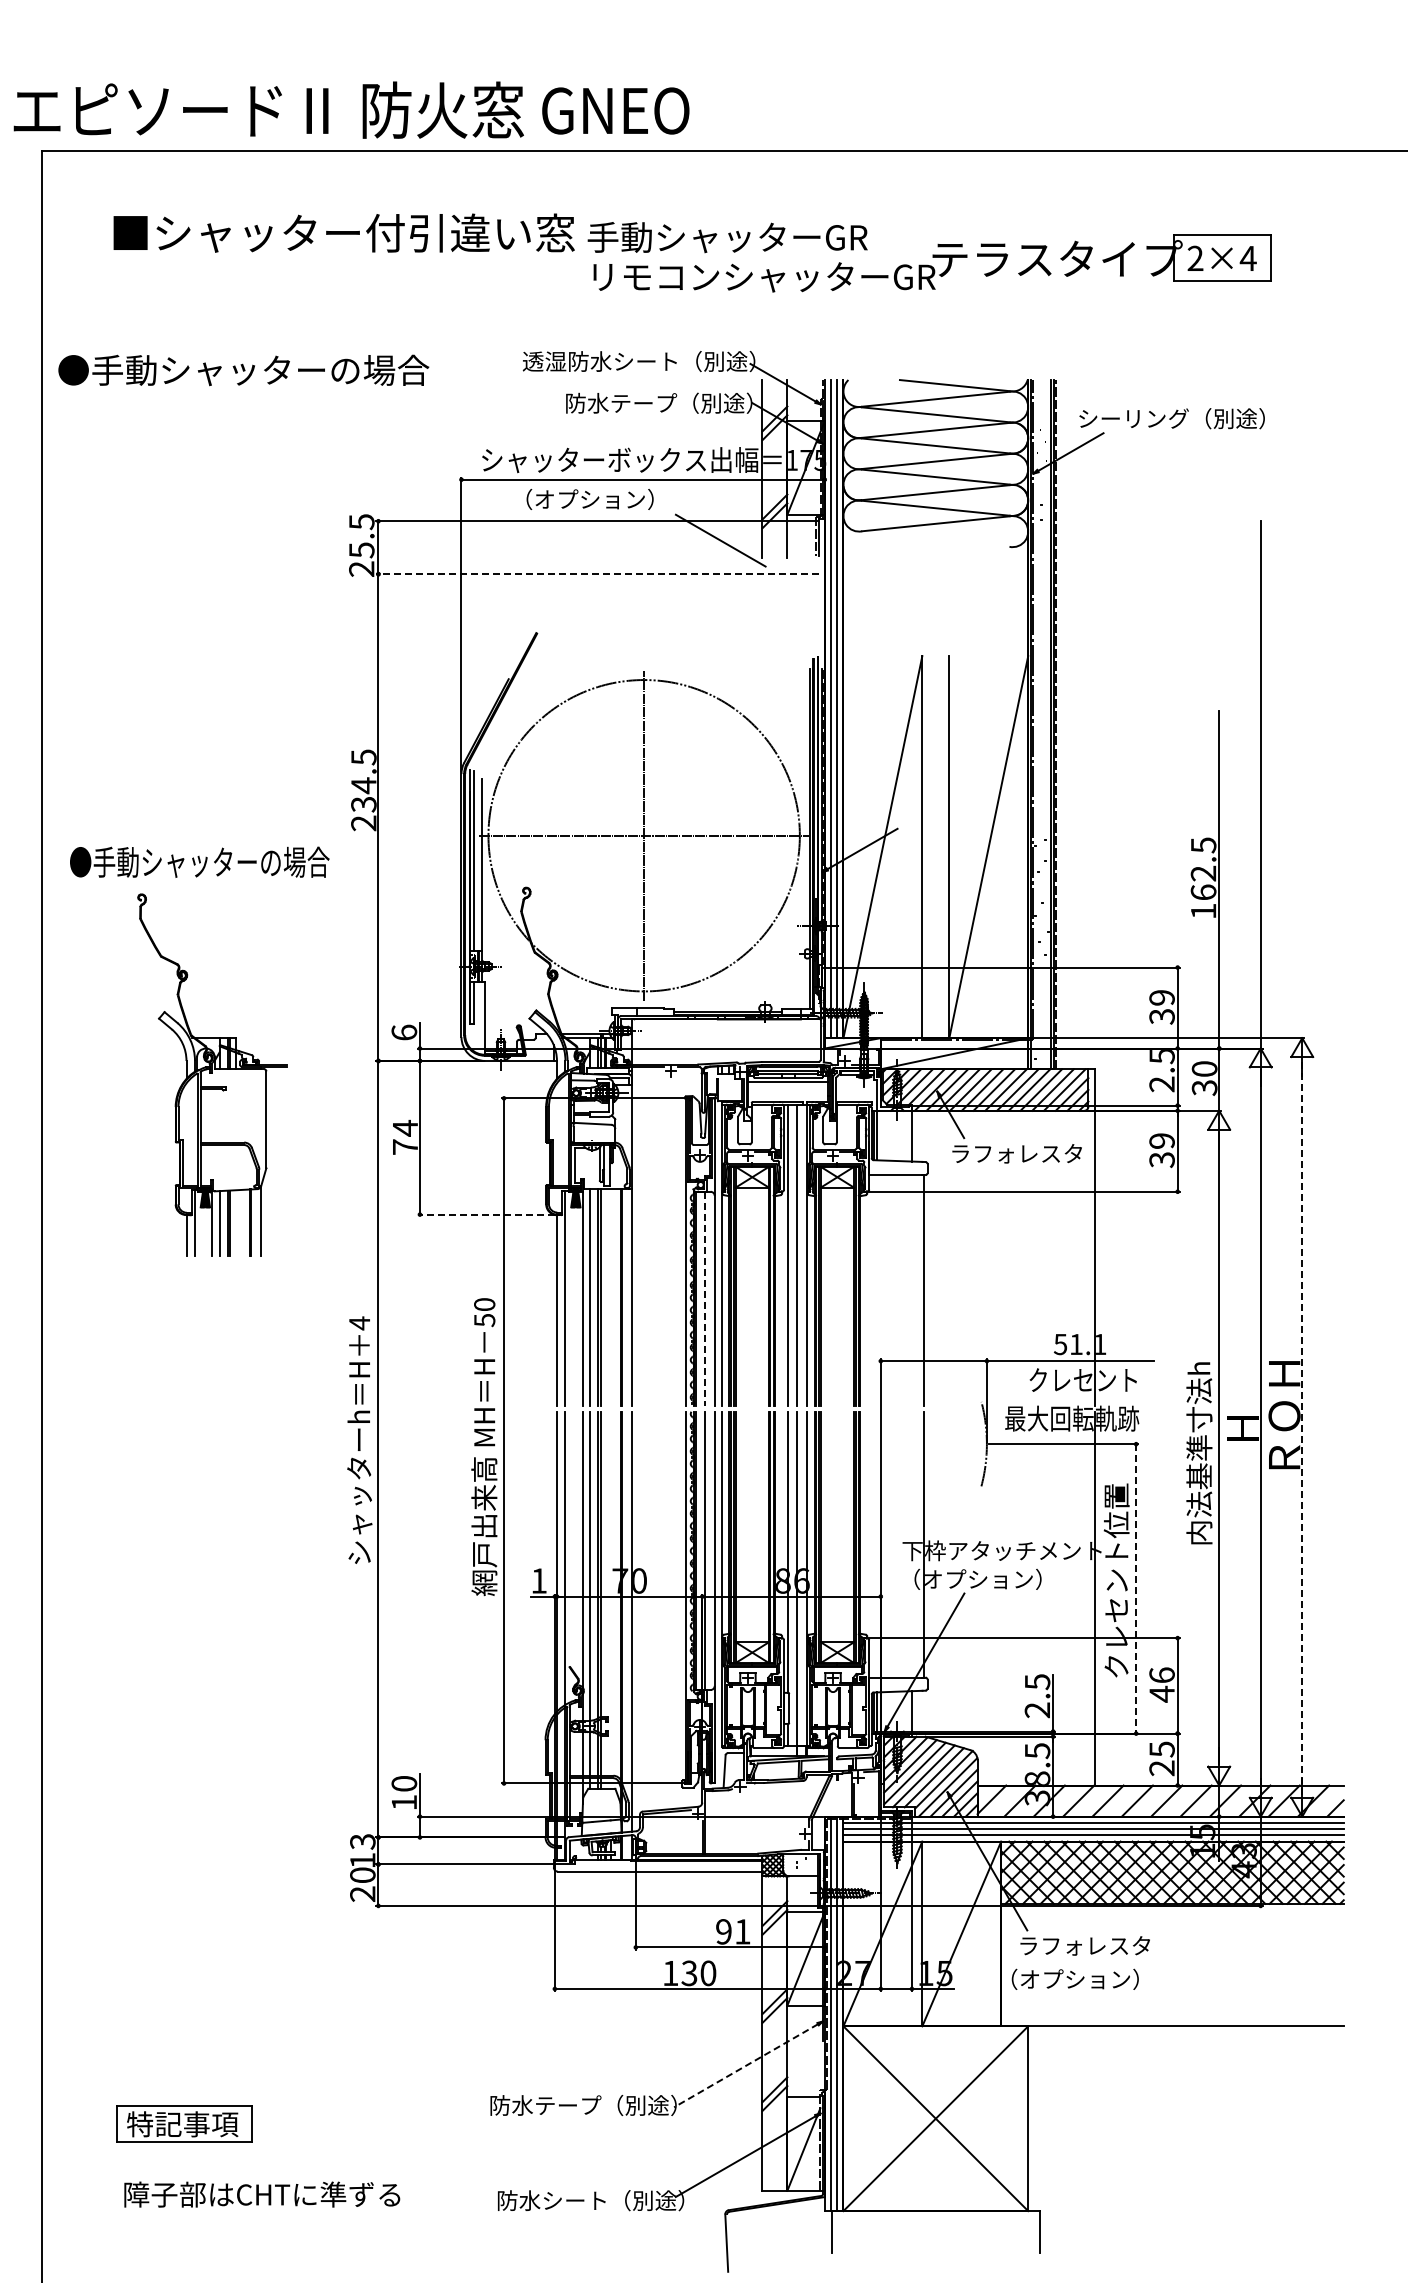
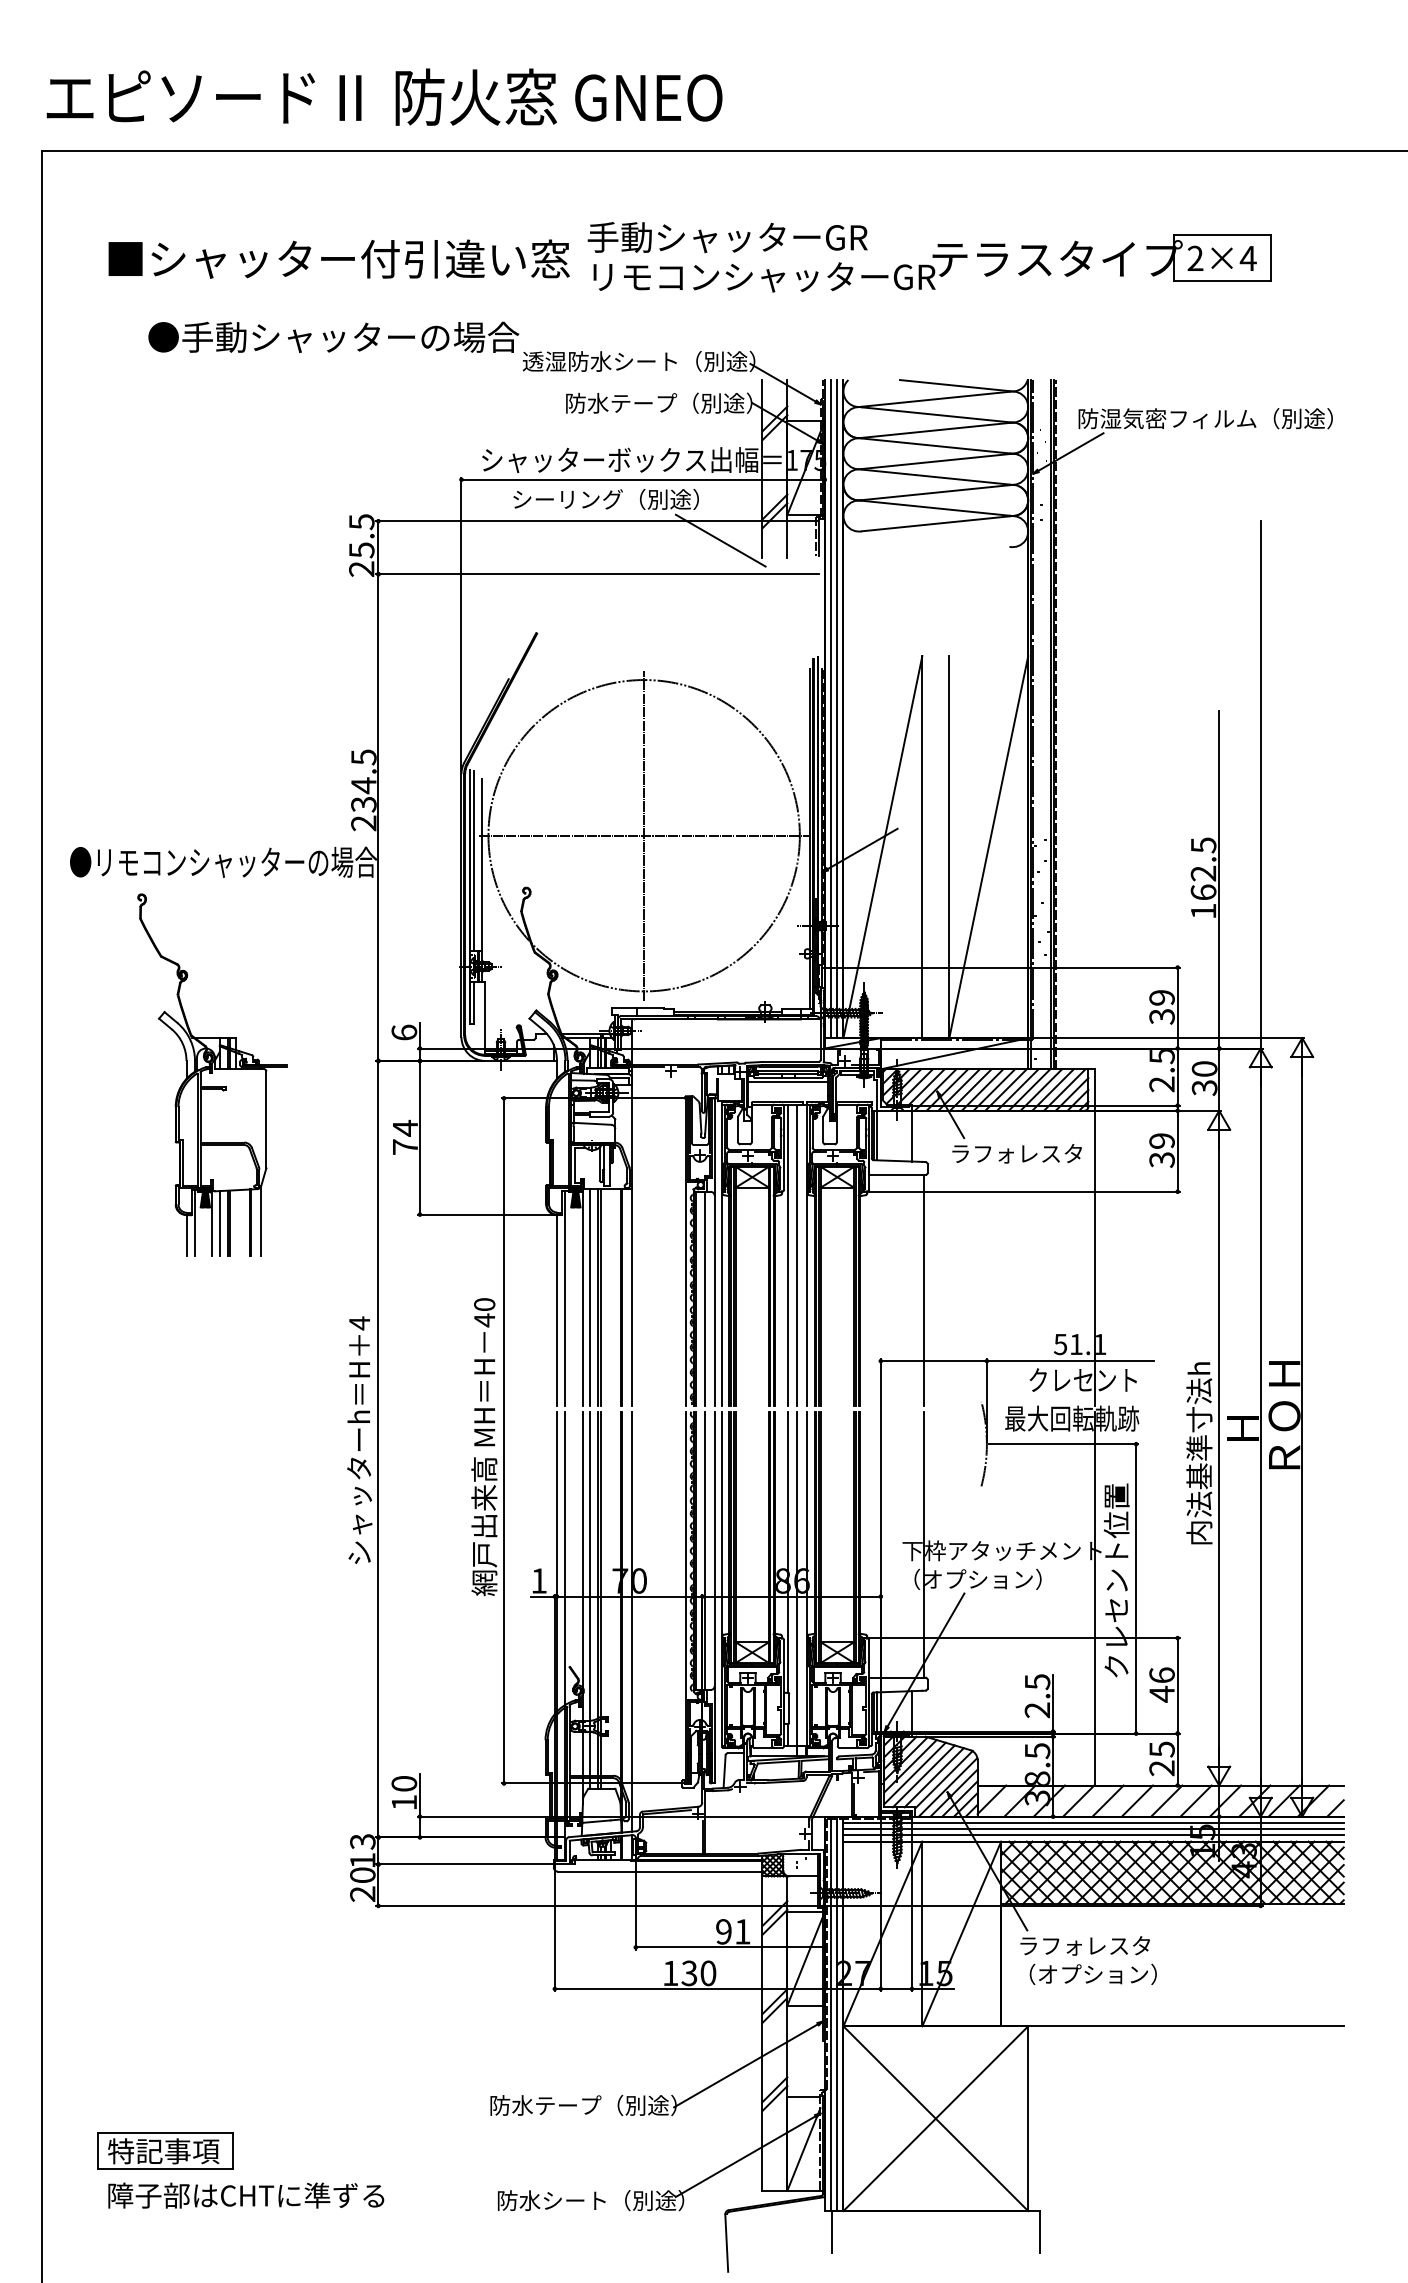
text position: (351, 109) -> (384, 96) (384, 96)
text position: (343, 232) -> (338, 258) (338, 258)
text position: (243, 370) -> (333, 337) (333, 337)
text: シーリング（別途） -> 防湿気密フィルム（別途） (1205, 418)
text: （オプション） -> シーリング（別途） (605, 499)
line: dashed -> solid (596, 574)
text: ●手動シャッターの場合 -> ●リモコンシャッターの場合 (234, 861)
line: dashed -> solid (486, 1214)
line: dashed -> solid (704, 1298)
text: 50 -> 40 (484, 1320)
line: dashed -> solid (1302, 1426)
line: dashed -> solid (1136, 1588)
text position: (1074, 1978) -> (1092, 1973) (1092, 1973)
line: dashed -> solid (745, 2066)
part position: (184, 2123) -> (165, 2150) (165, 2150)
text position: (262, 2194) -> (246, 2195) (246, 2195)
